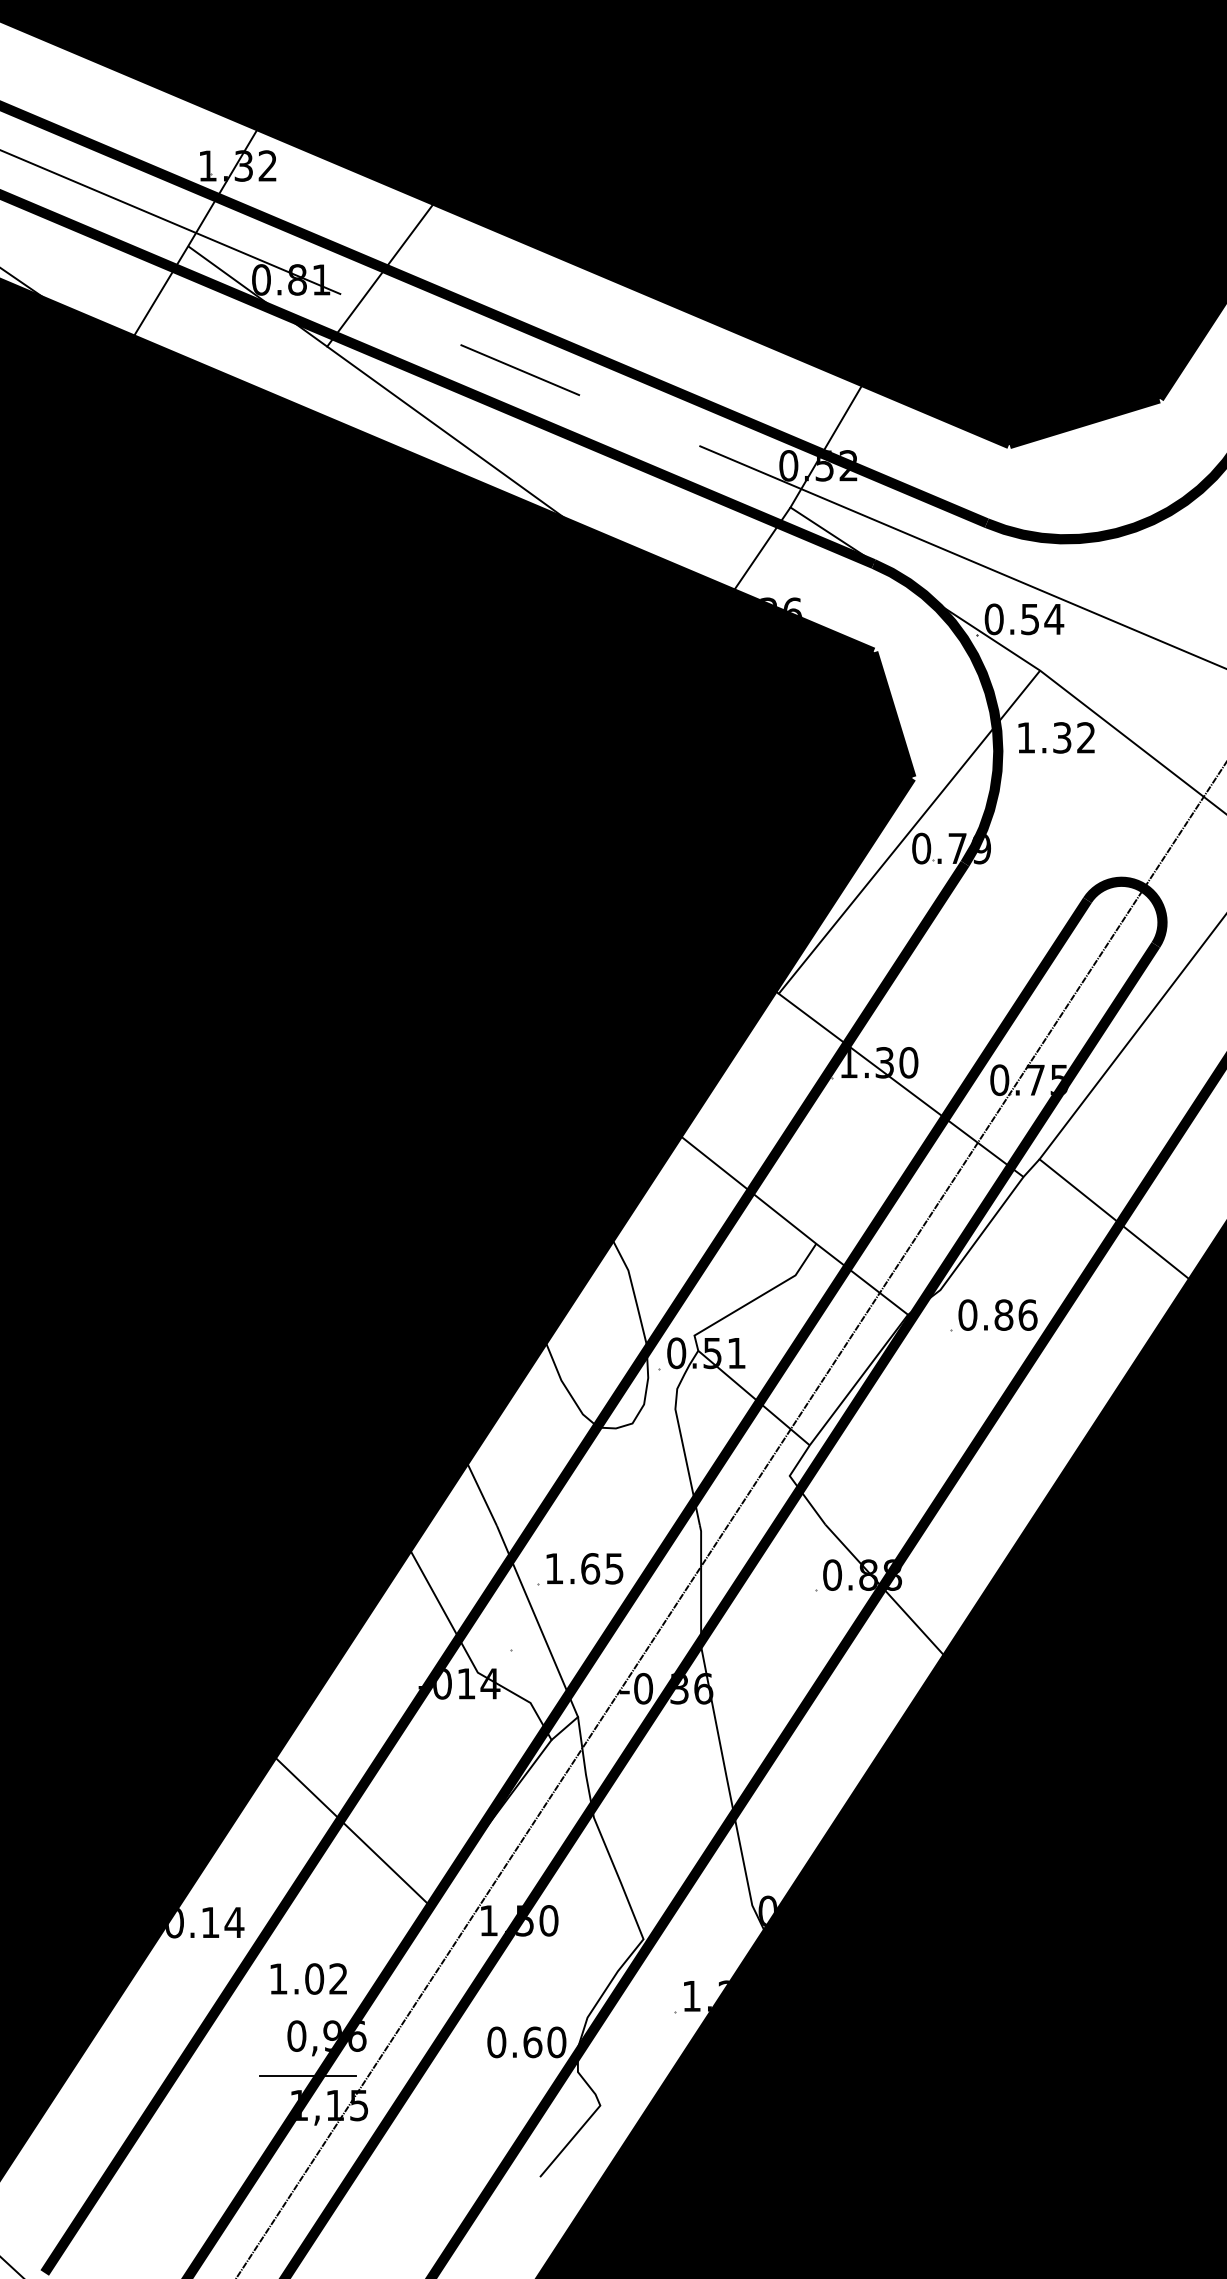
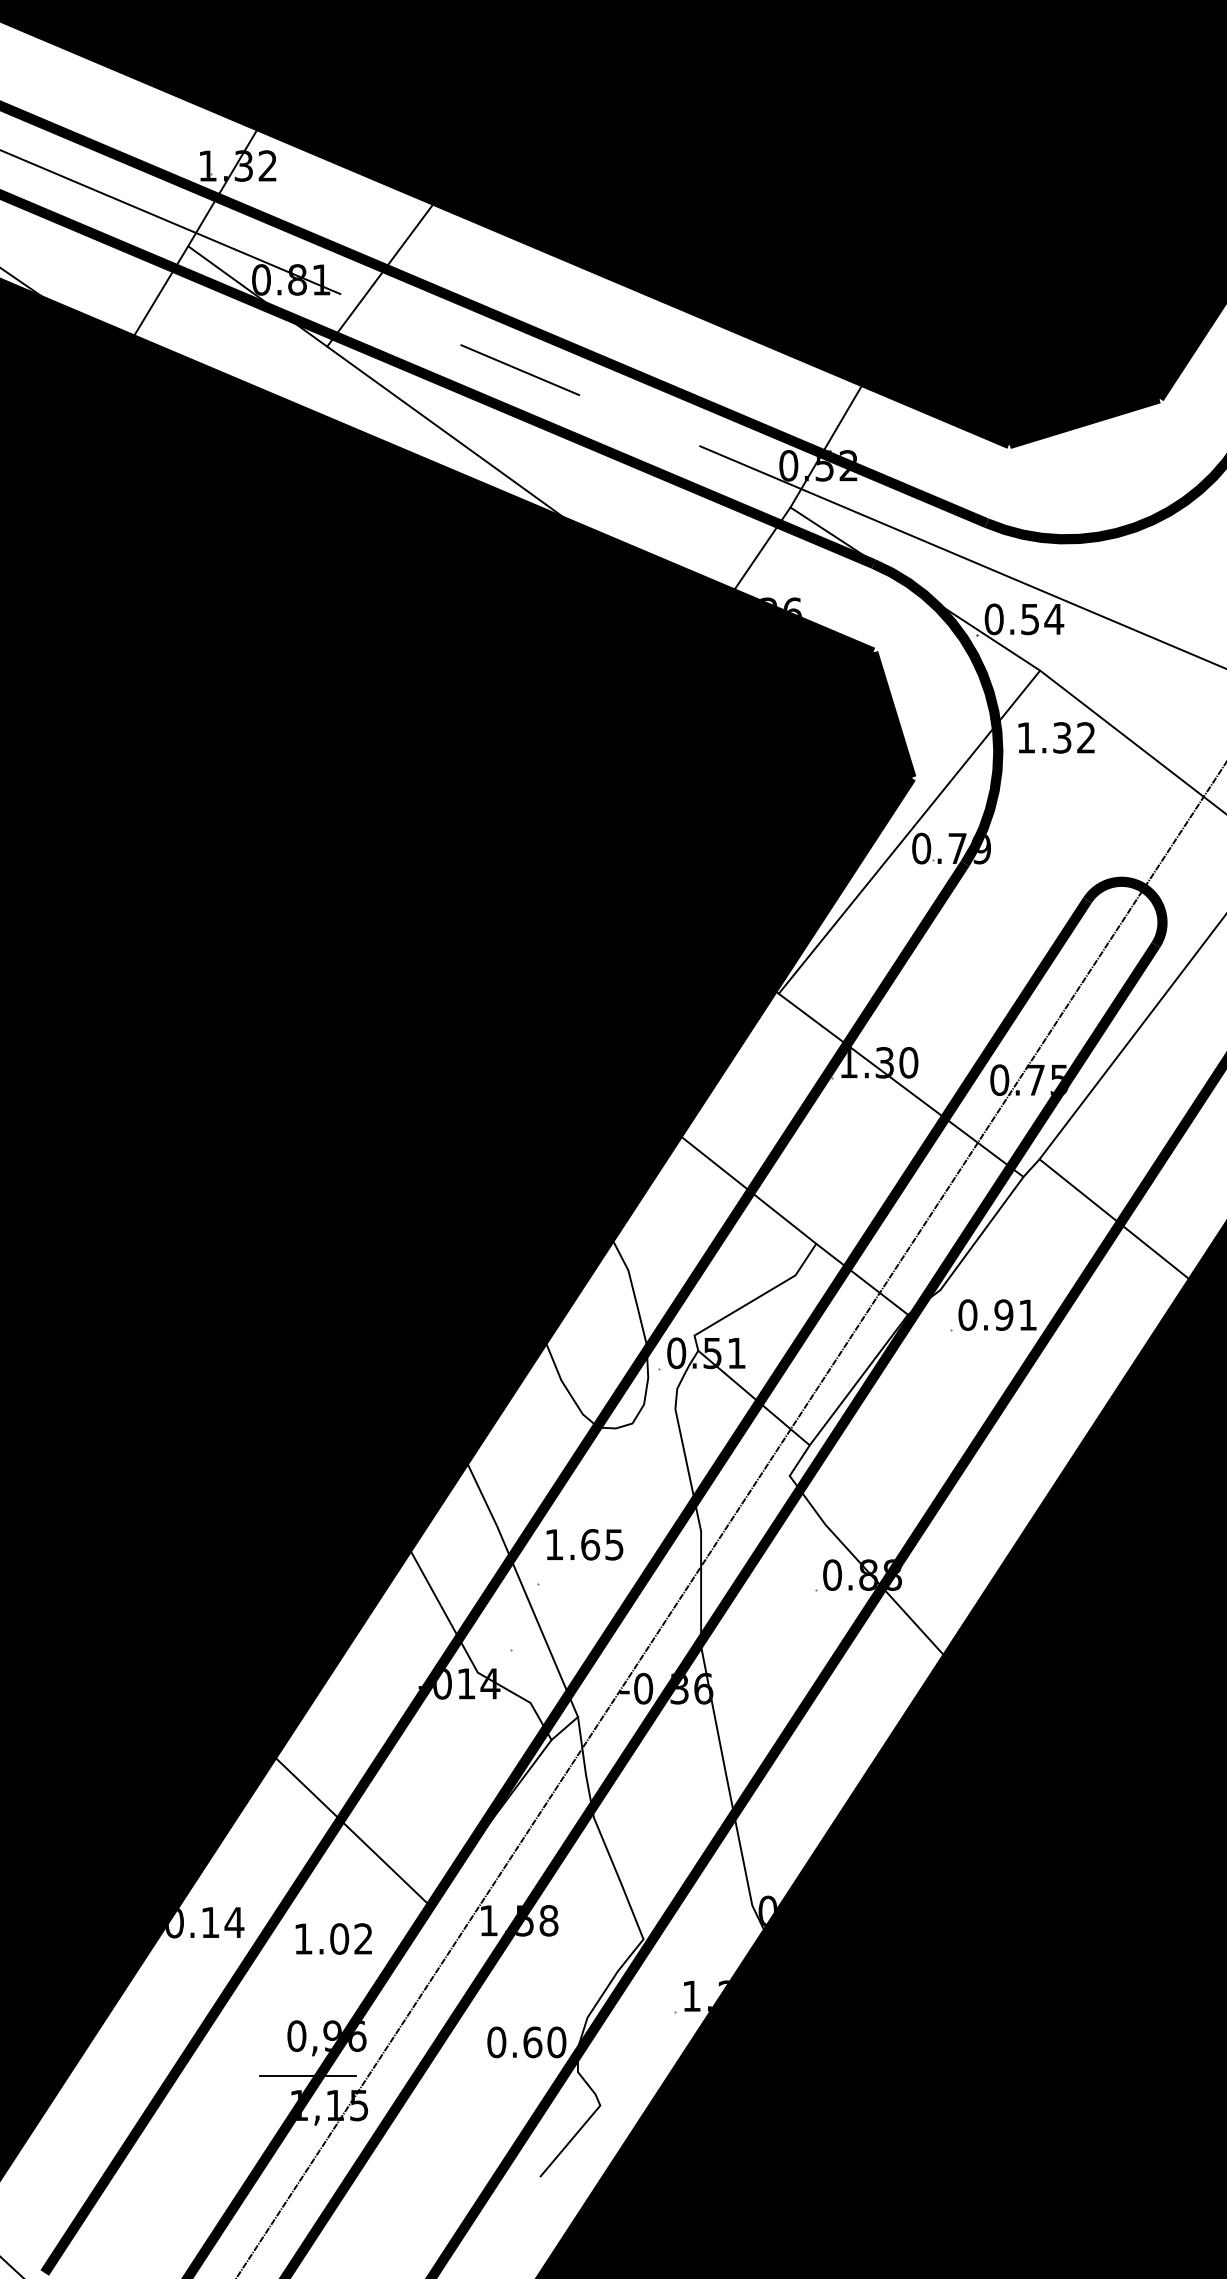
text: 0.86 -> 0.91 (1015, 1314)
text position: (584, 1568) -> (584, 1544) (584, 1544)
text: 1.50 -> 1.58 (548, 1920)
text position: (308, 1978) -> (333, 1938) (333, 1938)
